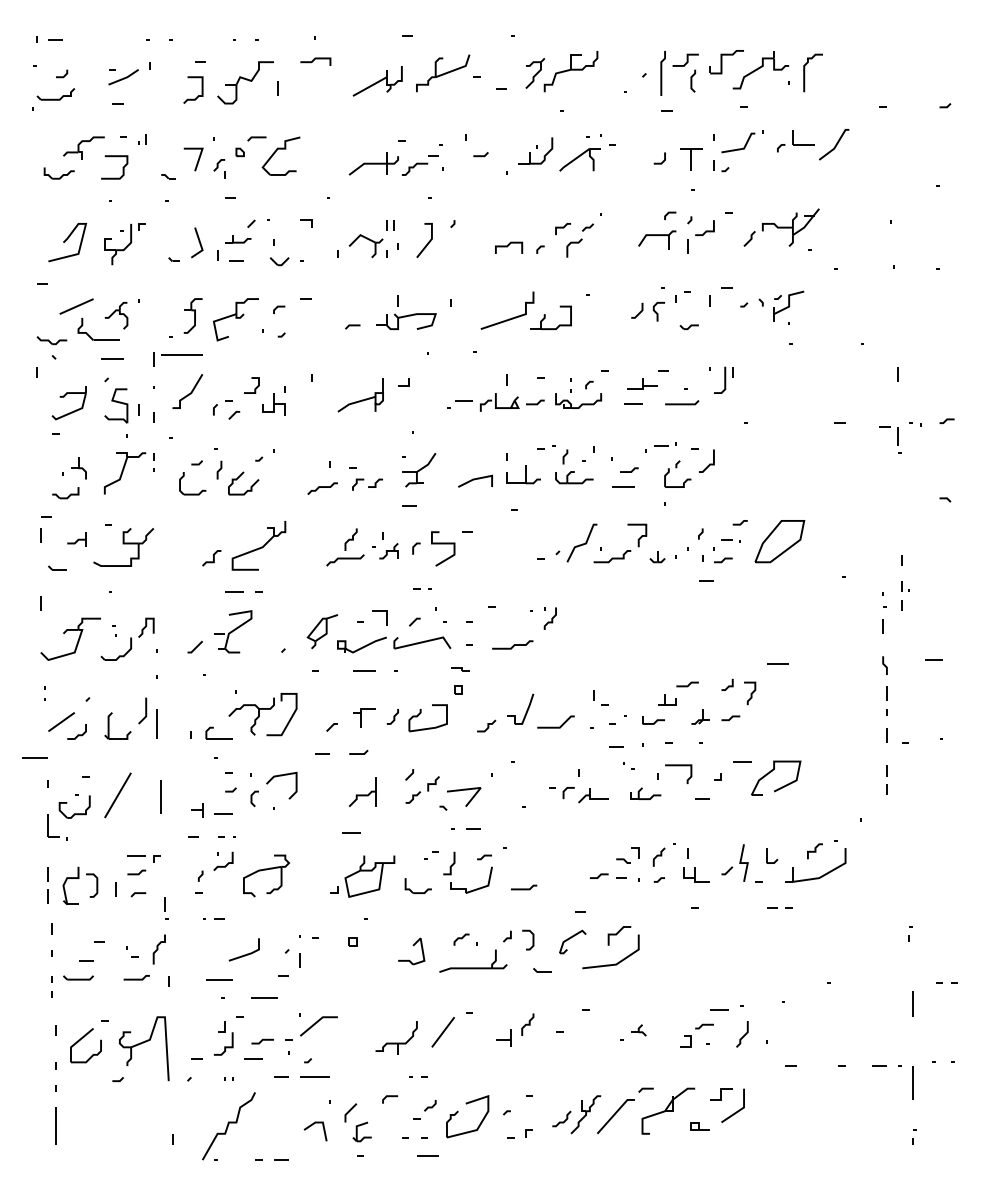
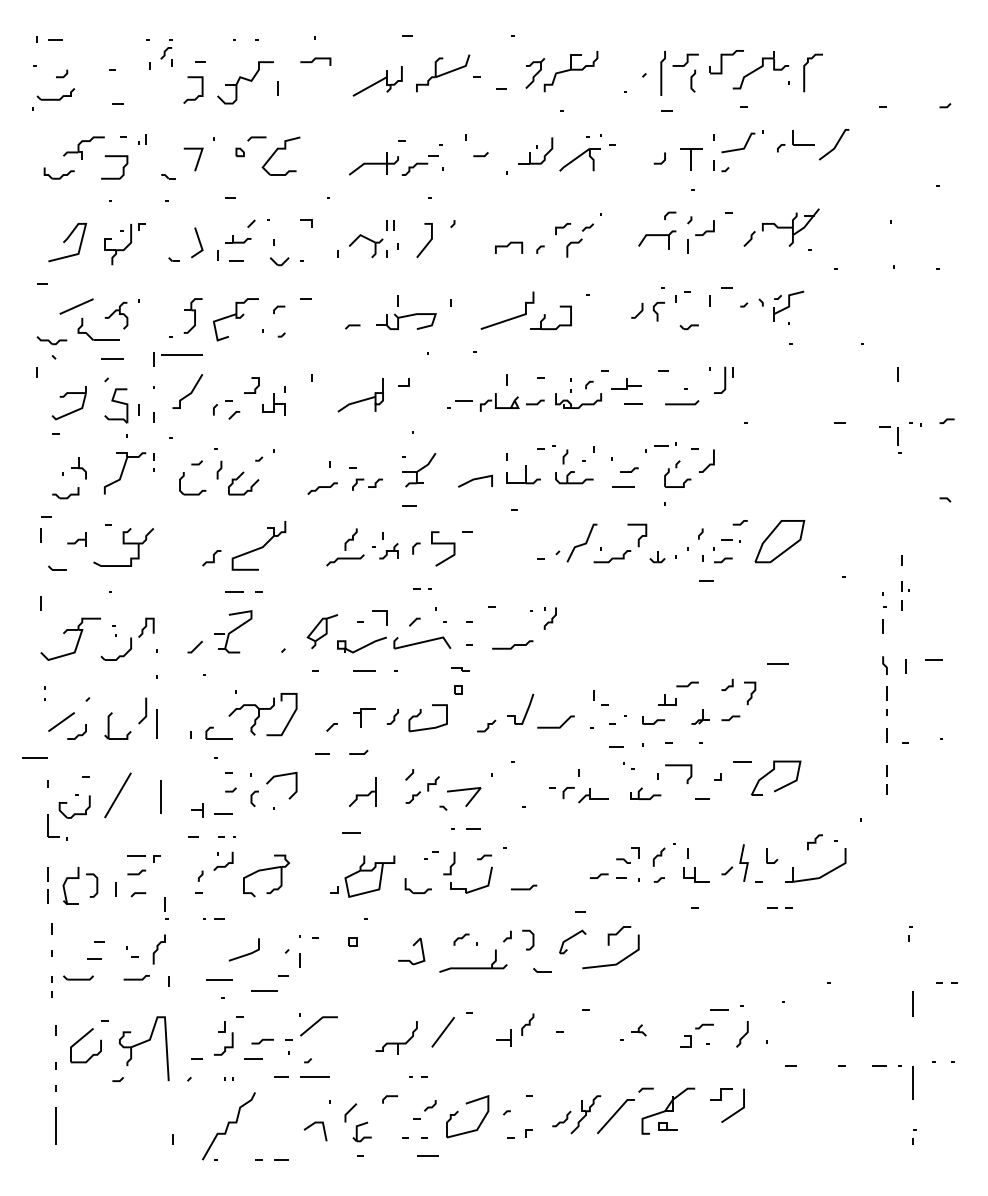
line: present -> none (123, 77)
part position: (219, 168) -> (166, 56) (166, 56)
part position: (642, 383) -> (626, 383) (626, 383)
line: none -> present (905, 666)
curve position: (814, 851) -> (814, 842) (814, 842)
line position: (86, 960) -> (94, 958) (94, 958)
line position: (264, 997) -> (264, 990) (264, 990)
line position: (699, 1126) -> (667, 1126) (667, 1126)
